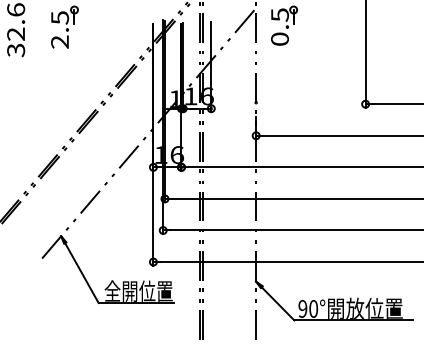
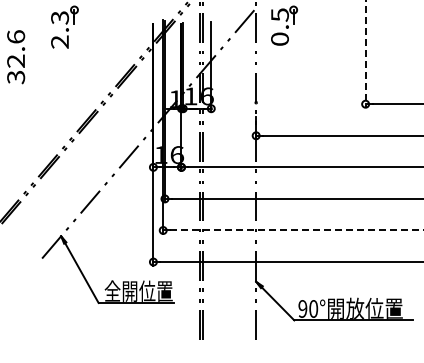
text: 2.5 -> 2.3 (59, 17)
text position: (16, 30) -> (16, 57) (16, 57)
line: solid -> dashed (365, 54)
line: solid -> dashed (297, 230)
